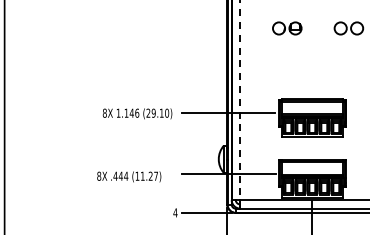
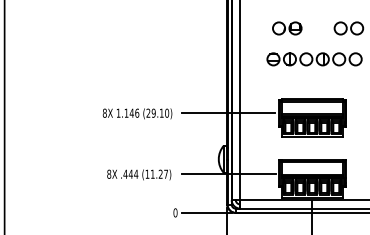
part: none -> present (314, 59)
line: dashed -> solid (240, 100)
text position: (129, 176) -> (139, 174) (139, 174)
text: 4 -> 0 (175, 212)
